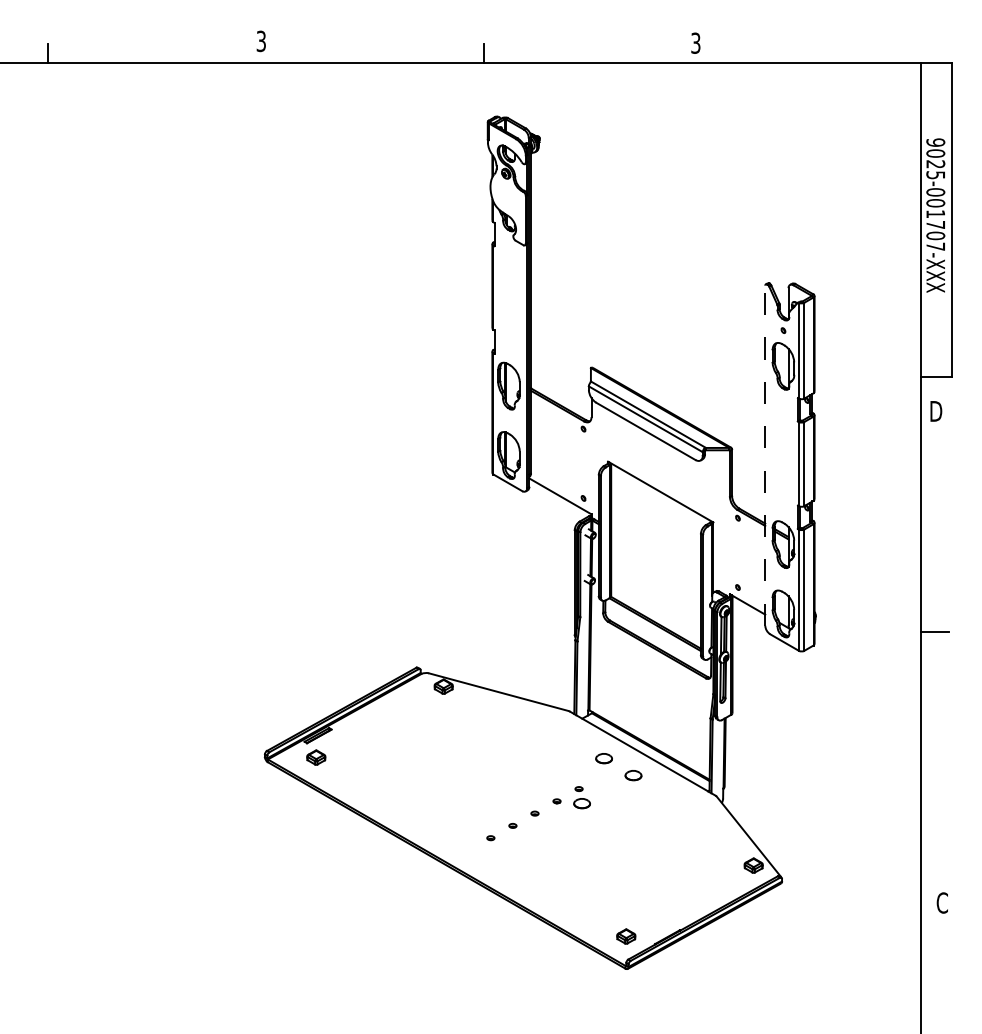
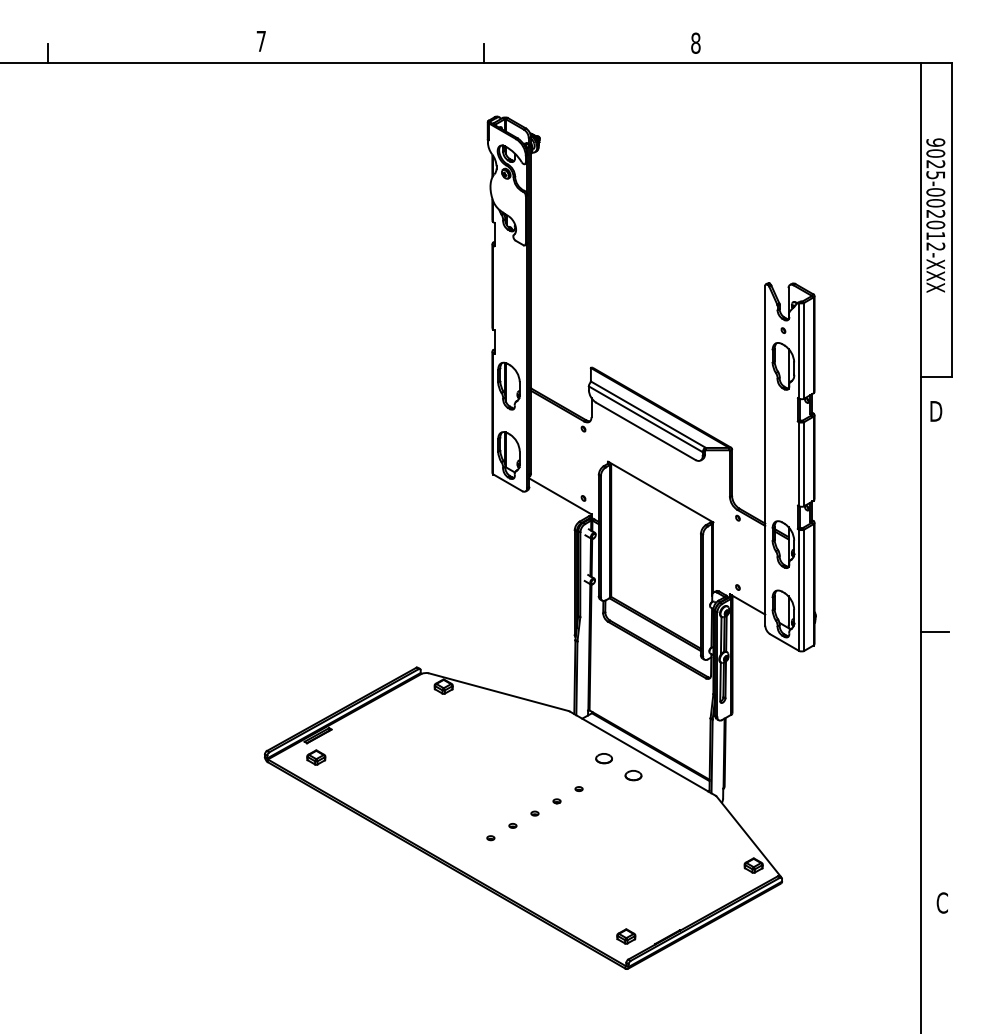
text: 3 -> 7 (260, 41)
text: 3 -> 8 (695, 42)
text: 9025-001707-XXX -> 9025-002012-XXX (935, 230)
line: dashed -> solid (765, 455)
part: present -> none (581, 803)
